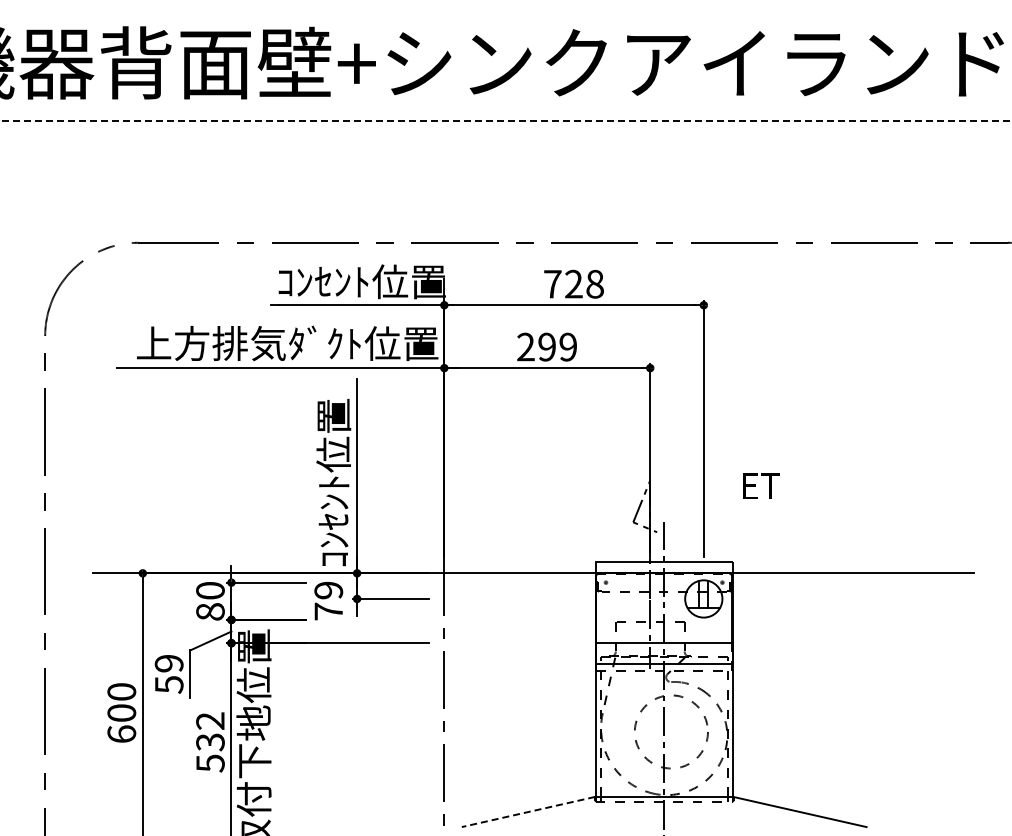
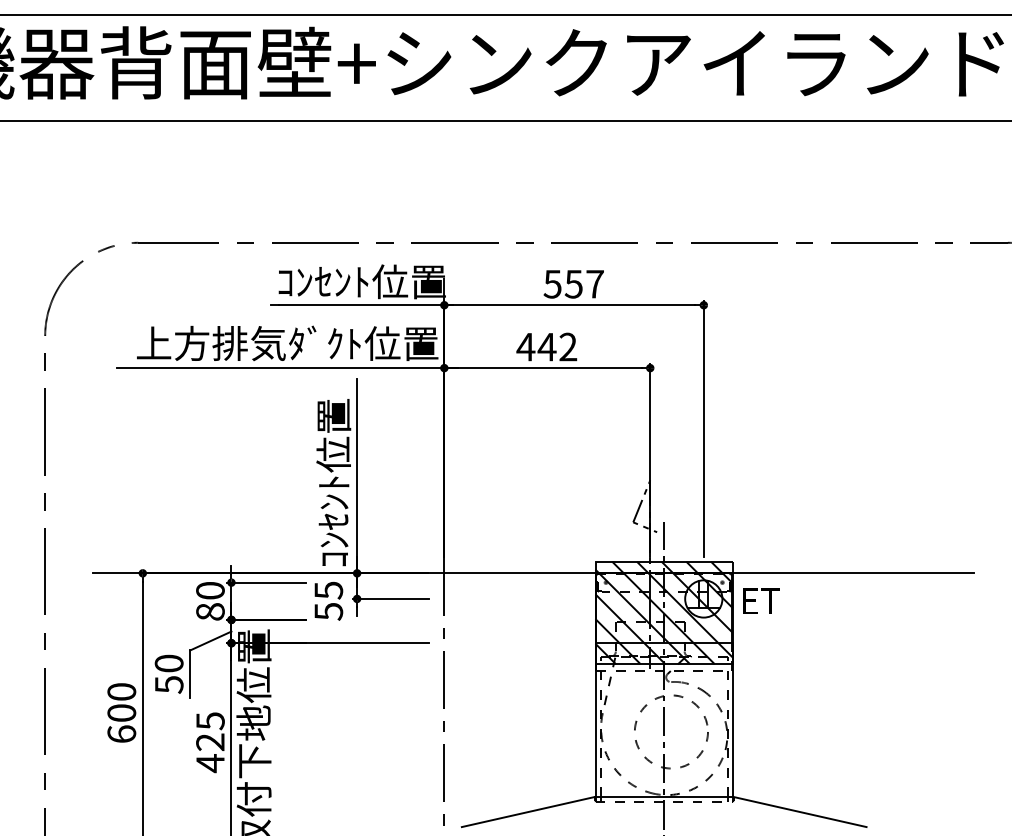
line: none -> present (505, 15)
line: dashed -> solid (506, 120)
text: 728 -> 557 (573, 283)
text: 299 -> 442 (546, 346)
text position: (761, 485) -> (761, 600) (761, 600)
text: 79 -> 55 (328, 600)
hatch: none -> present (663, 612)
text: 59 -> 50 (168, 663)
text: 532 -> 425 (210, 742)
line: dashed -> solid (527, 812)
